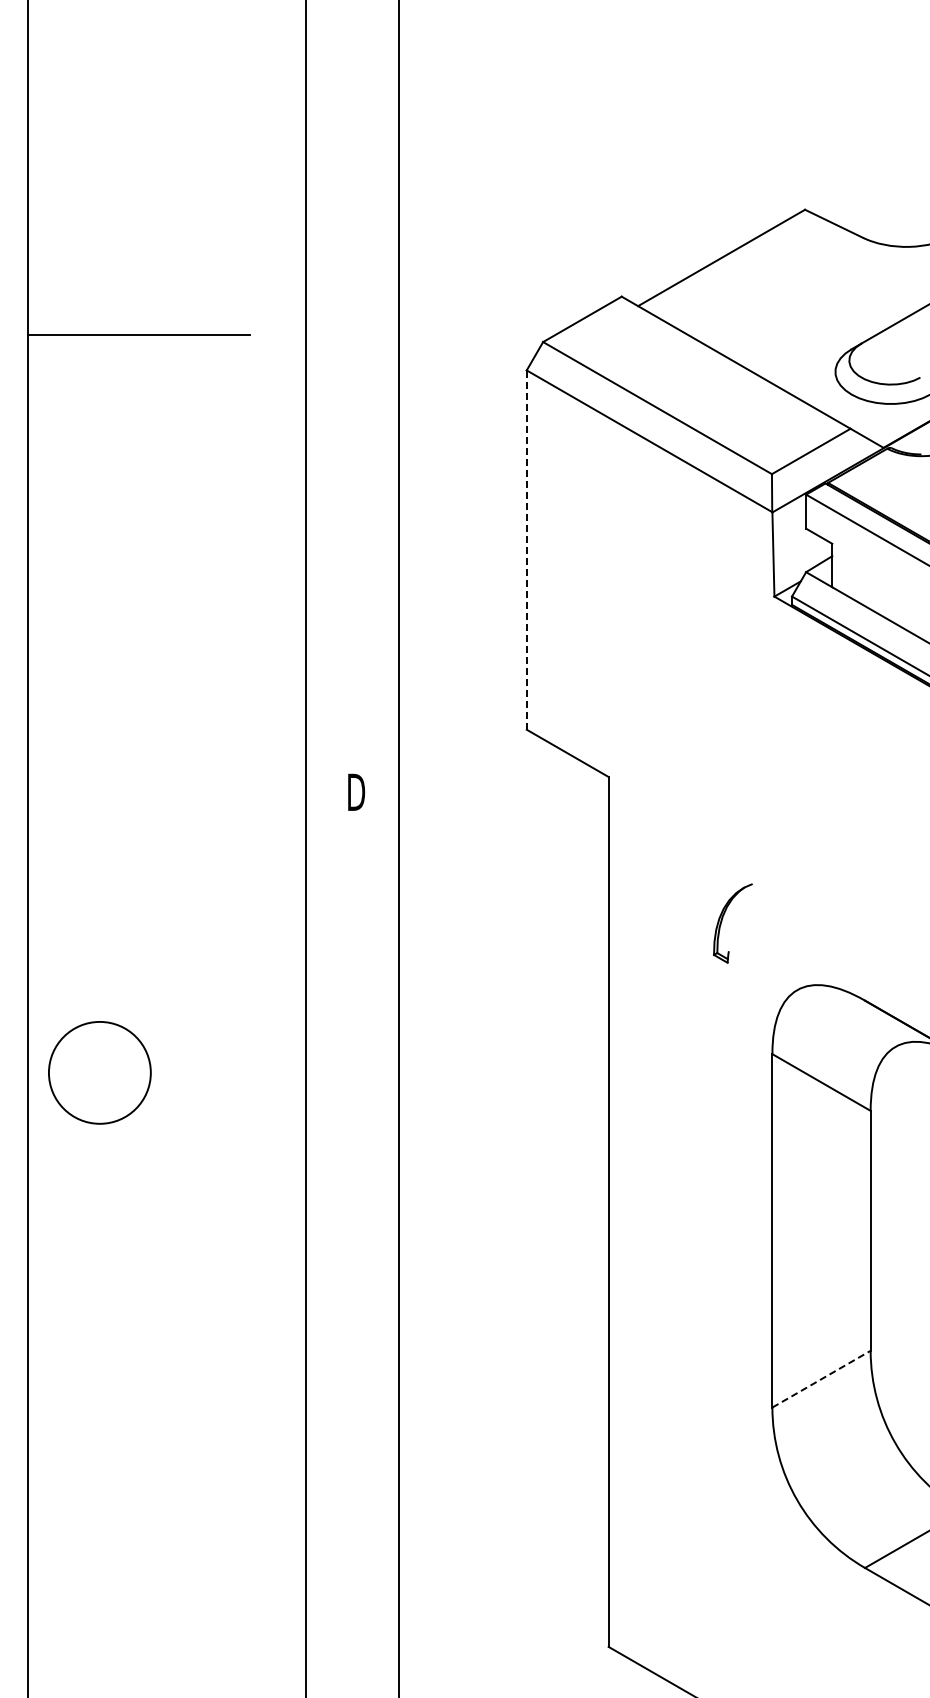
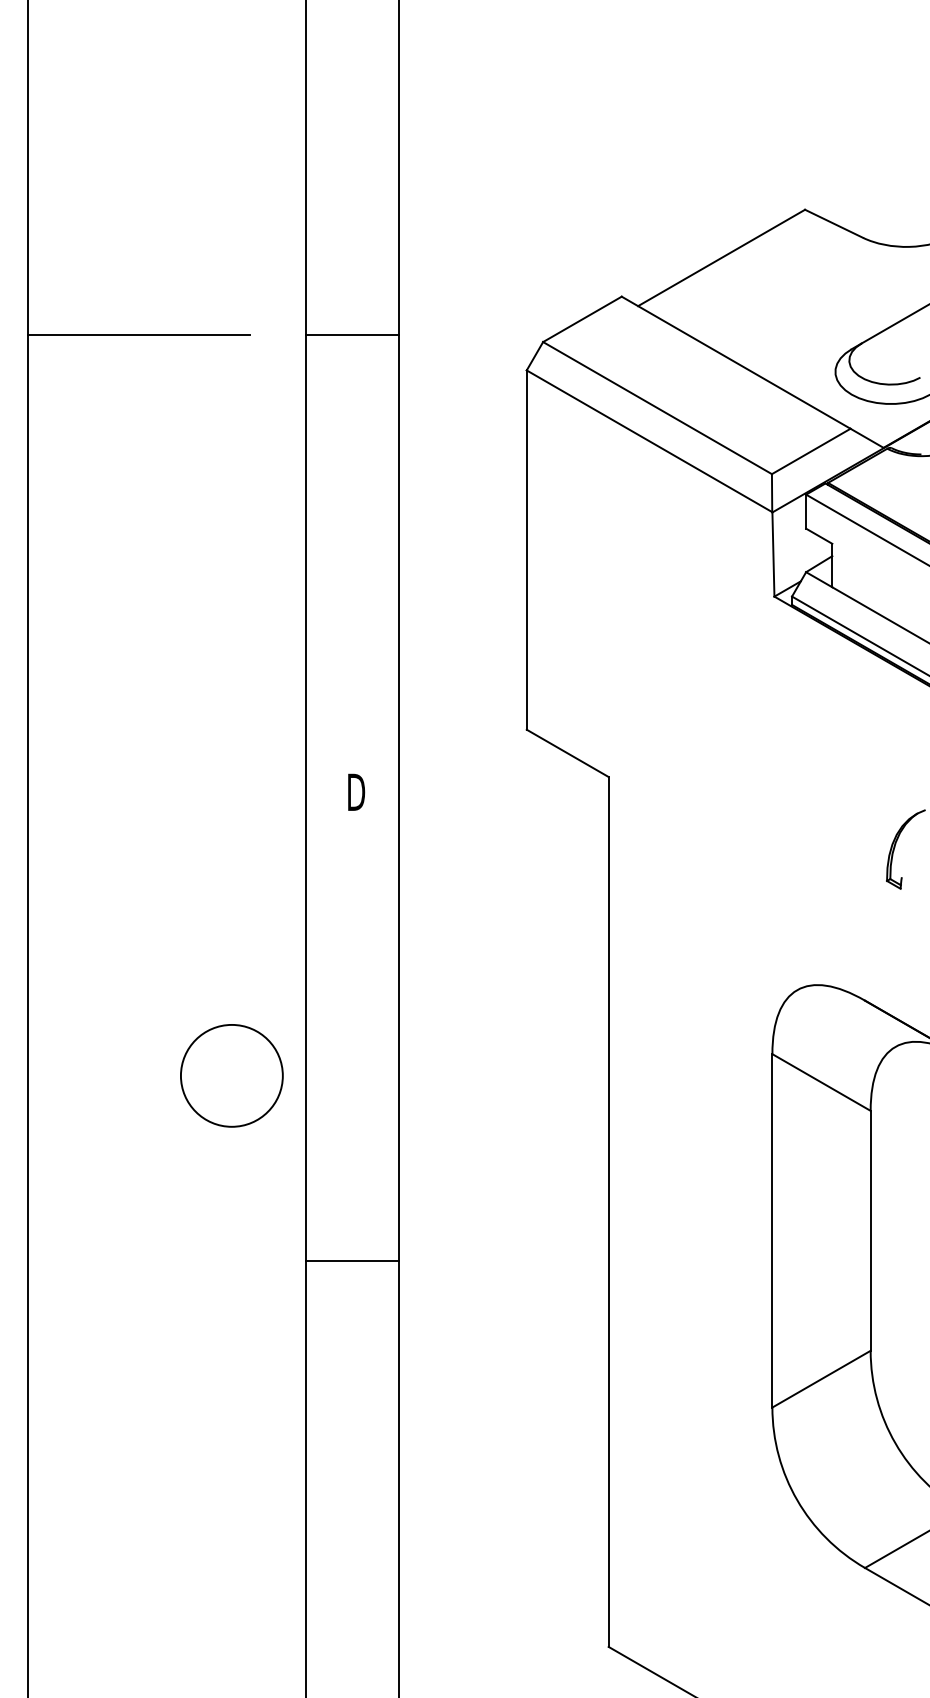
line: none -> present (352, 334)
line: dashed -> solid (526, 550)
part position: (722, 921) -> (895, 847) (895, 847)
circle position: (99, 1072) -> (231, 1075) (231, 1075)
line: none -> present (352, 1261)
line: dashed -> solid (821, 1379)
